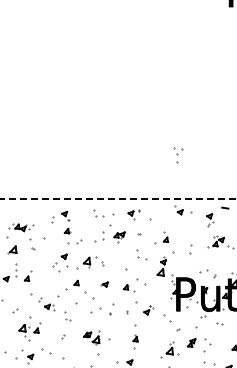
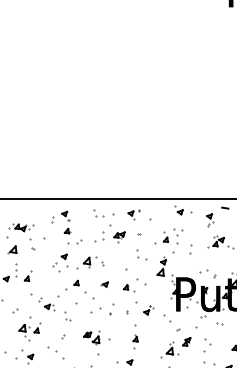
part position: (178, 155) -> (178, 236) (178, 236)
line: dashed -> solid (118, 199)
part position: (191, 342) -> (186, 341) (186, 341)
part position: (46, 351) -> (52, 349) (52, 349)
